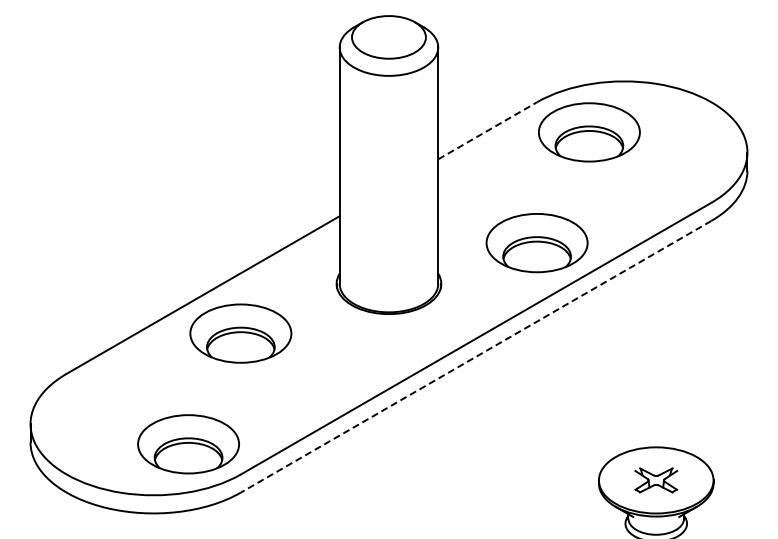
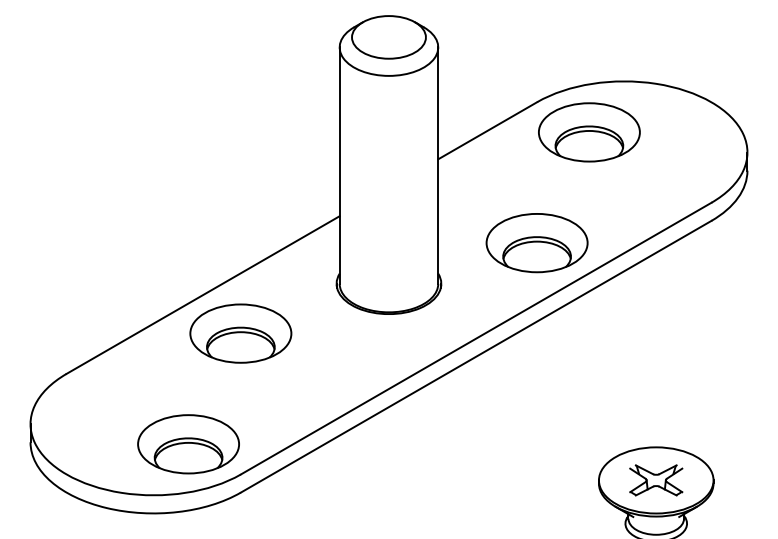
line: dashed -> solid (488, 130)
line: dashed -> solid (476, 356)
part size: 45x27 px -> 55x33 px (656, 480)
